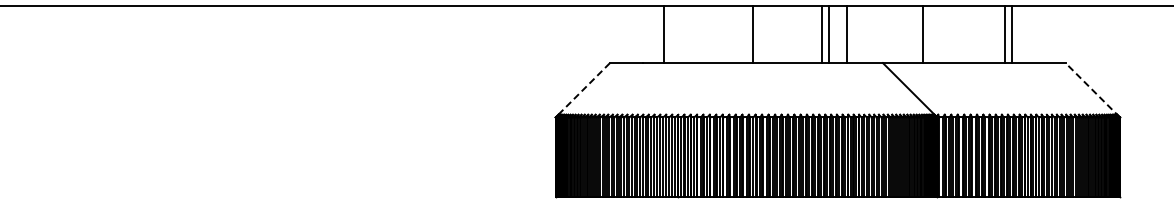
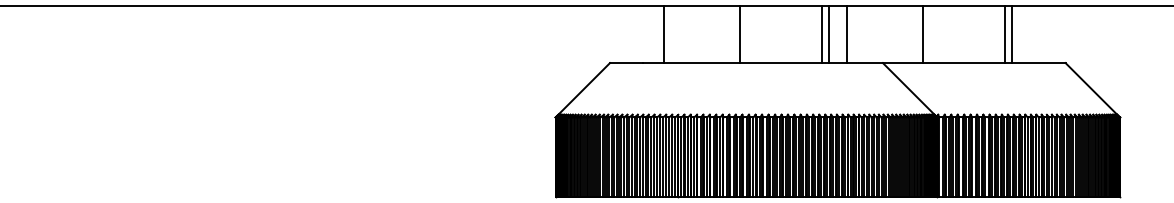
line position: (752, 34) -> (739, 34) (739, 34)
line: dashed -> solid (1092, 89)
line: dashed -> solid (582, 90)
